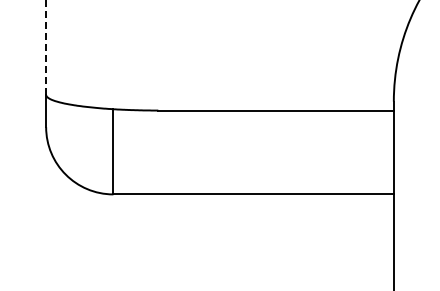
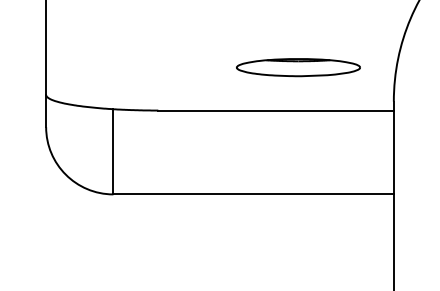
line: dashed -> solid (46, 47)
part: none -> present (298, 67)
